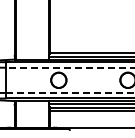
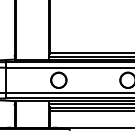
line: dashed -> solid (70, 67)
line: dashed -> solid (71, 92)
